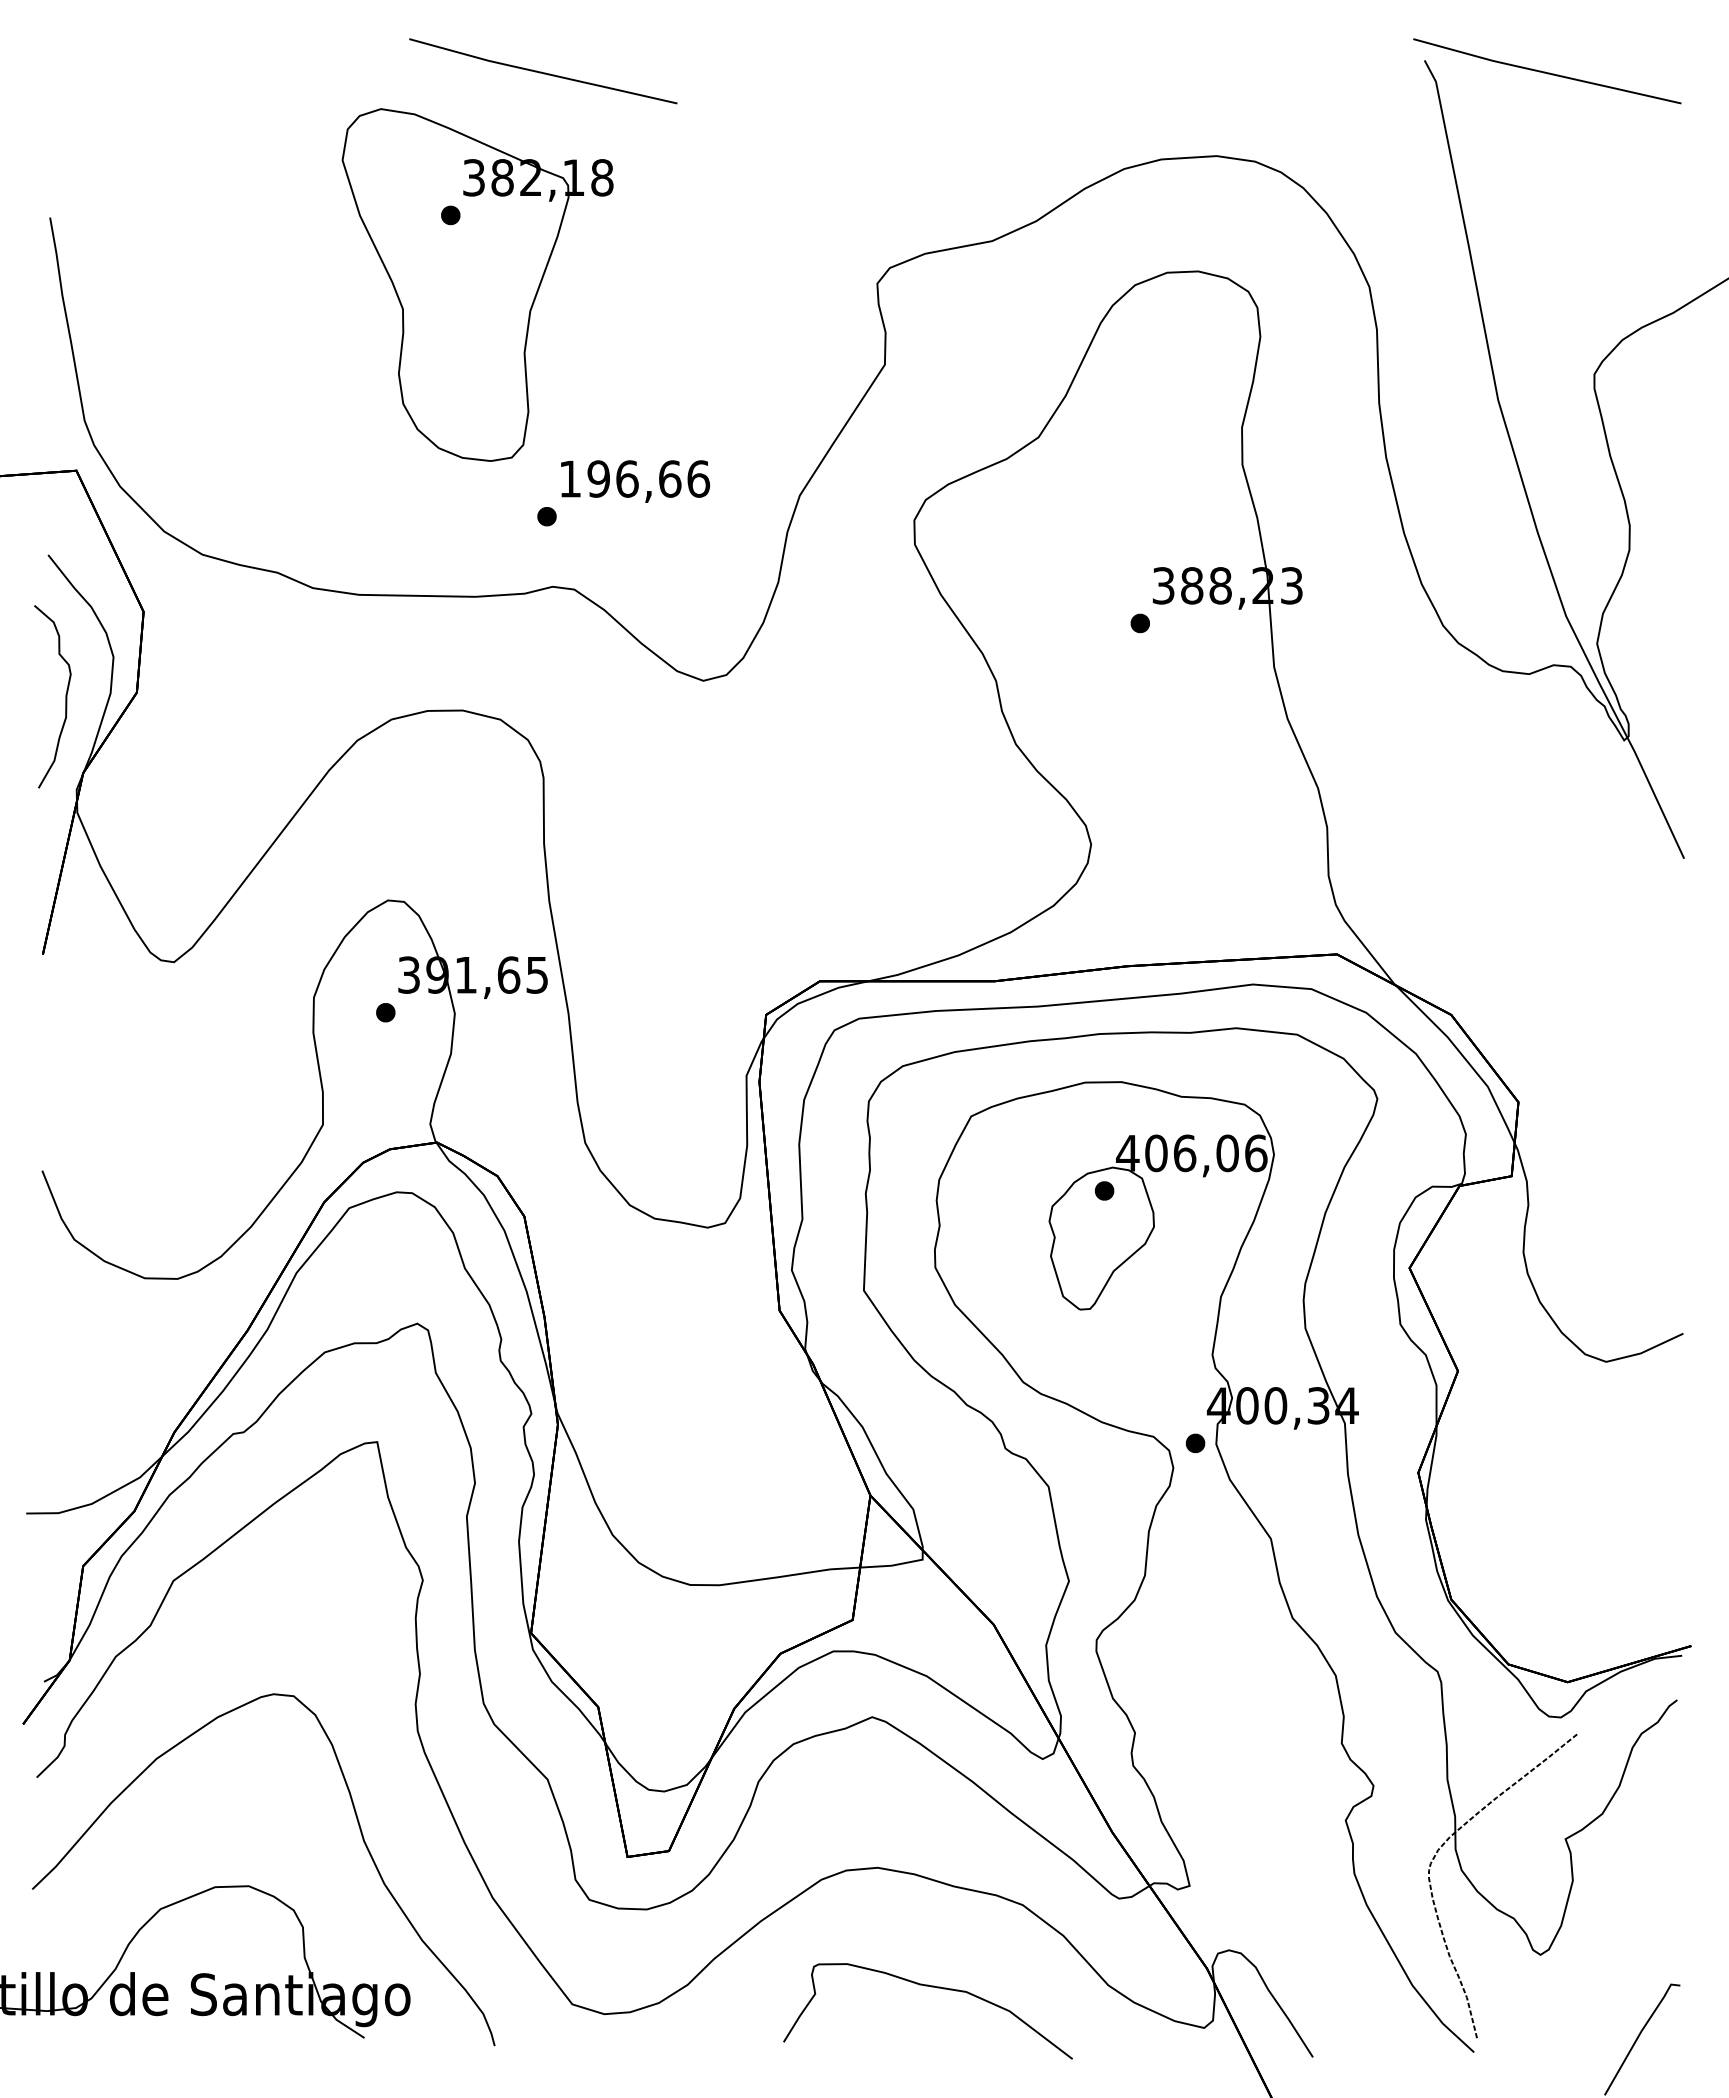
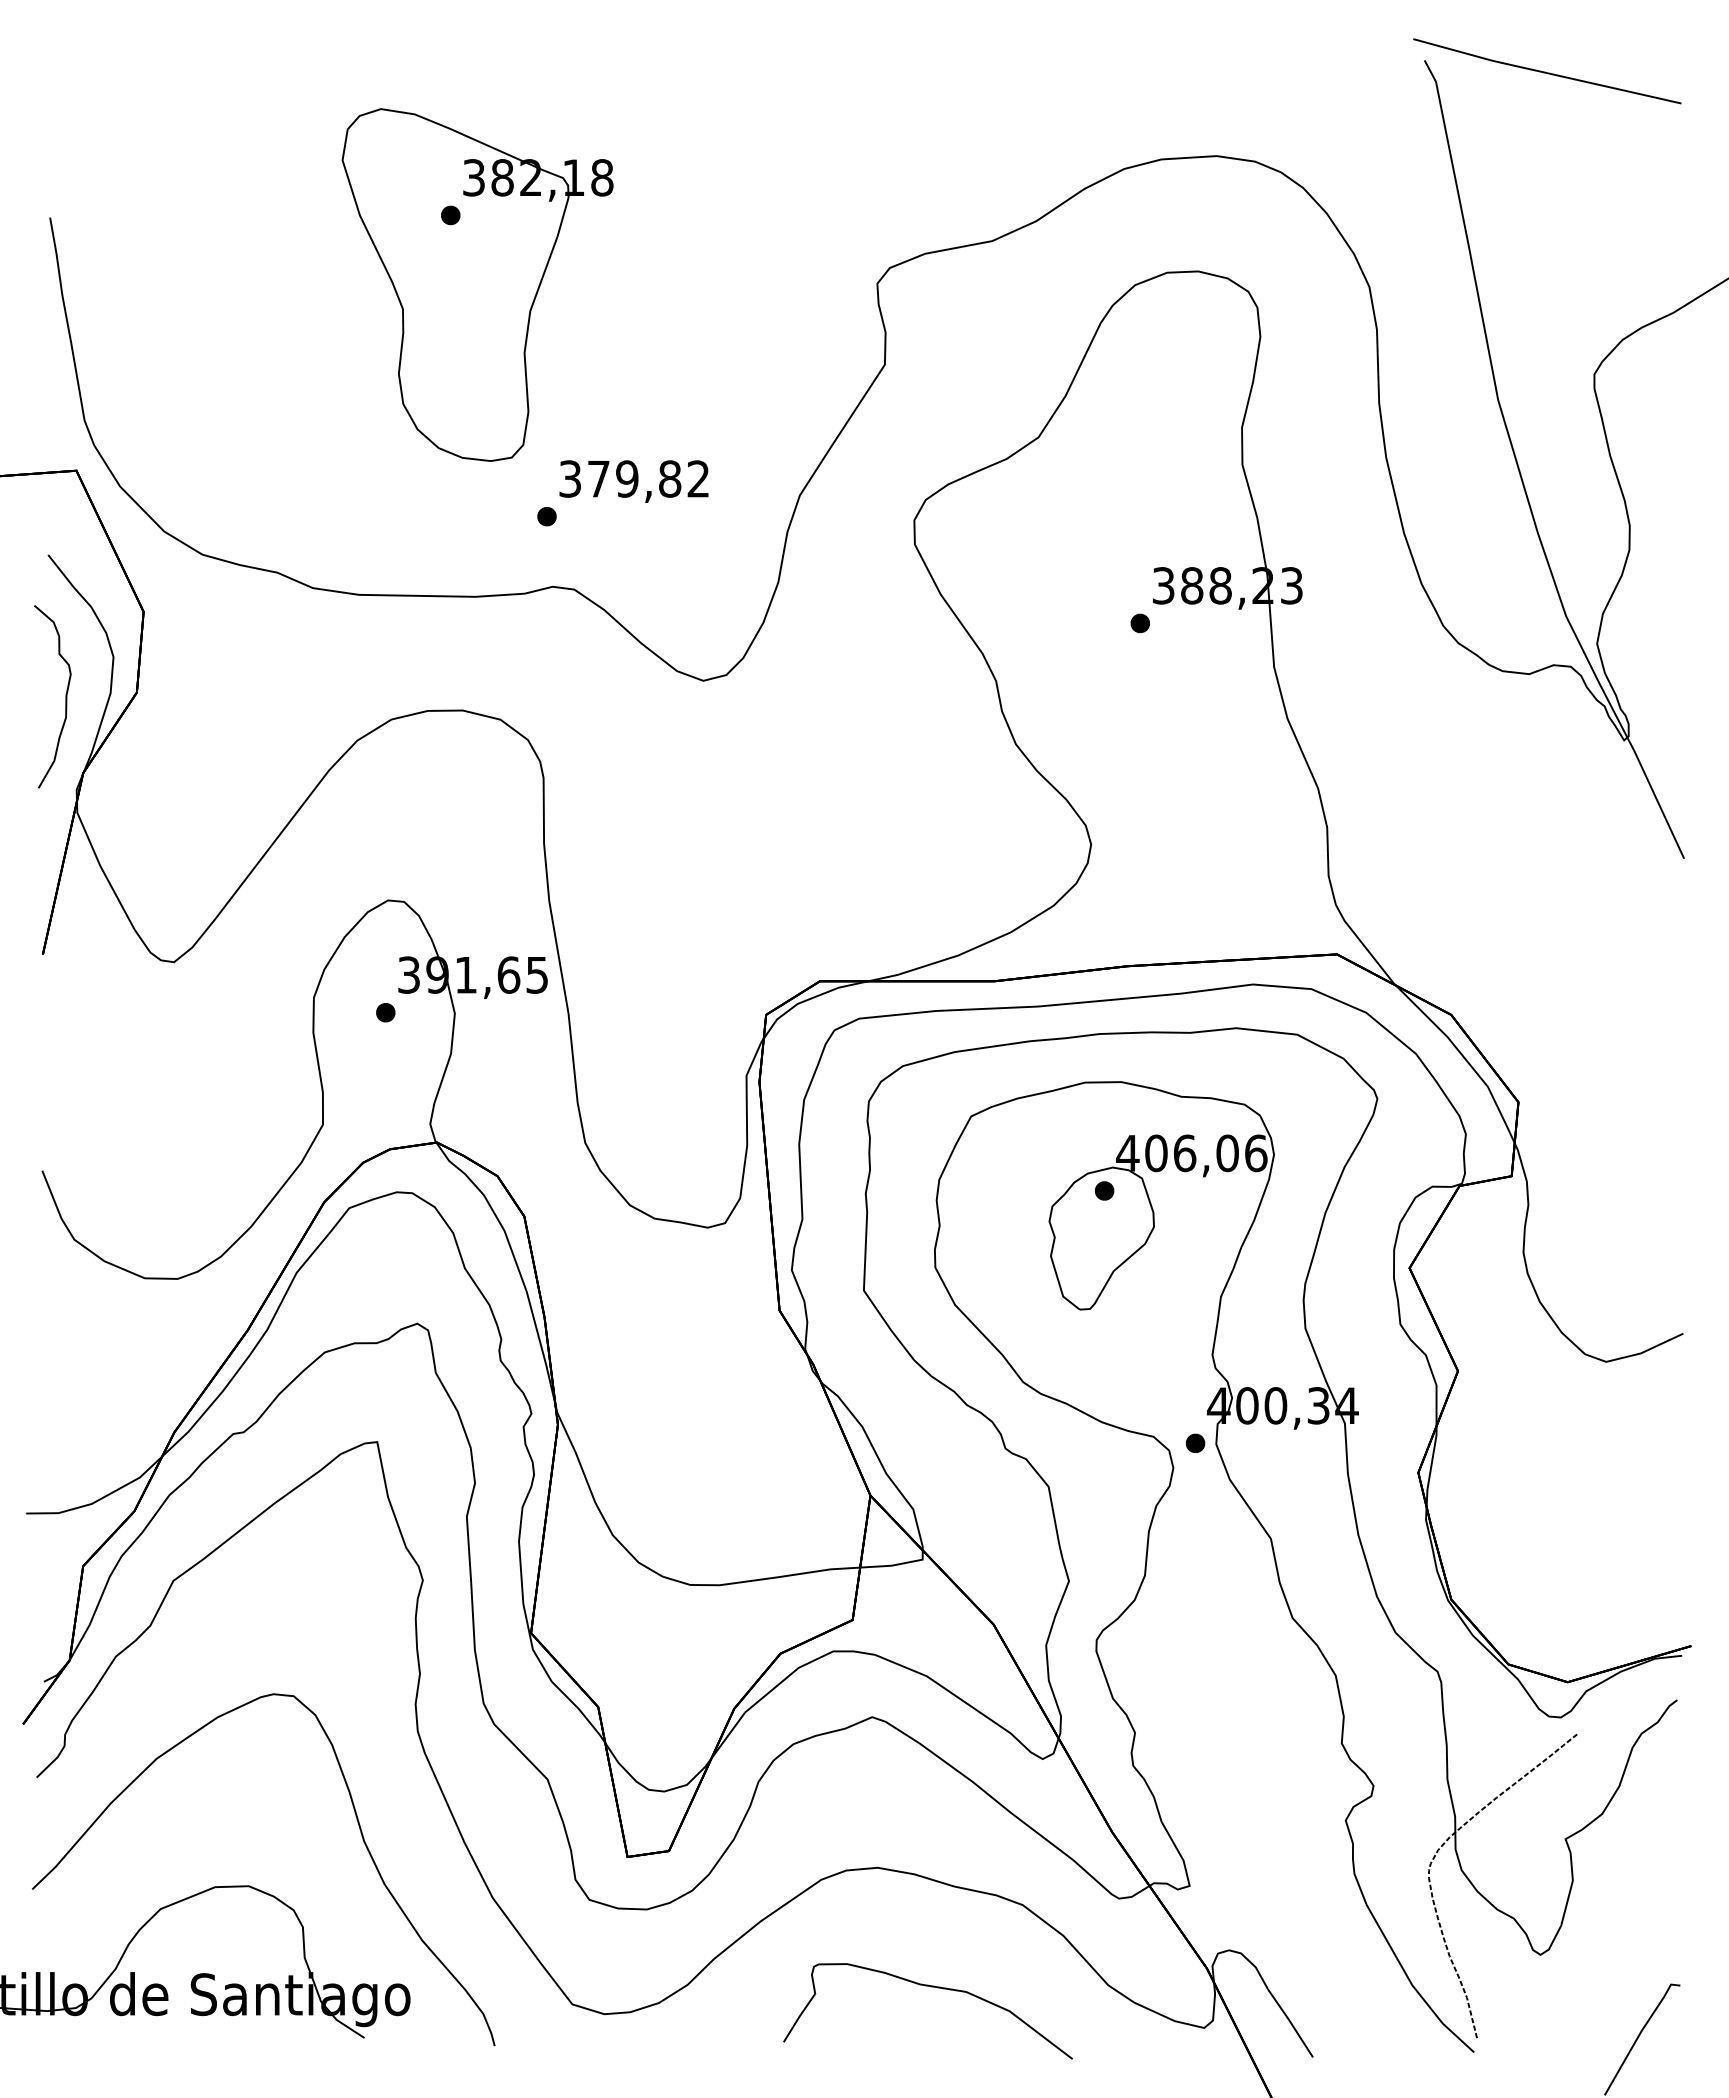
curve: present -> none (543, 72)
text: 196,66 -> 379,82 (634, 478)
